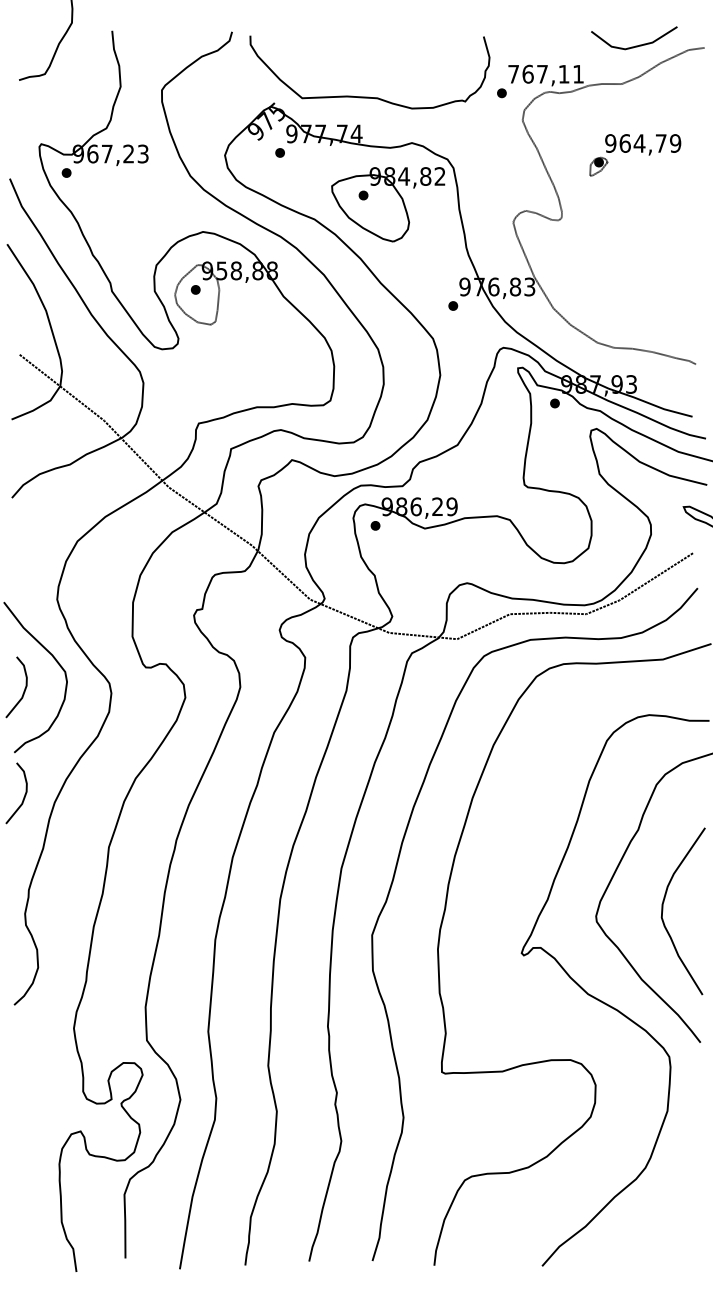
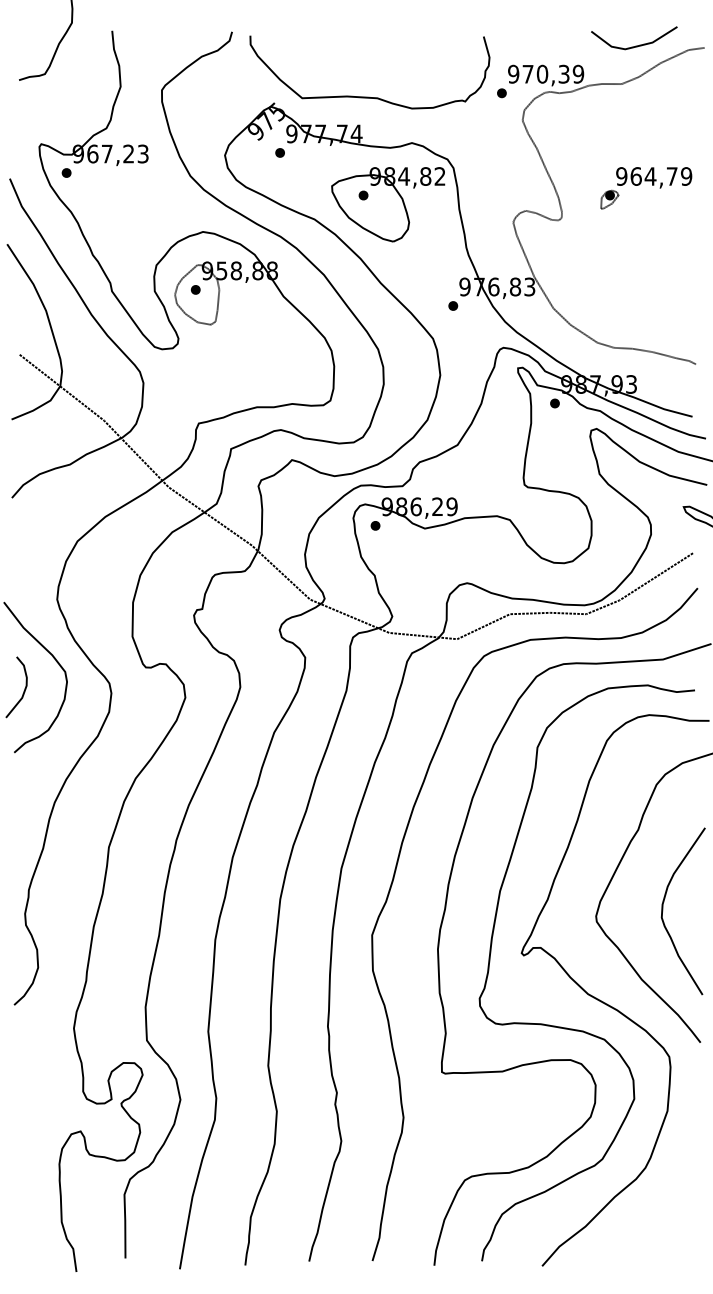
text: 767,11 -> 970,39 (546, 73)
part position: (641, 152) -> (652, 185) (652, 185)
curve: present -> none (24, 794)
curve: none -> present (573, 1028)
